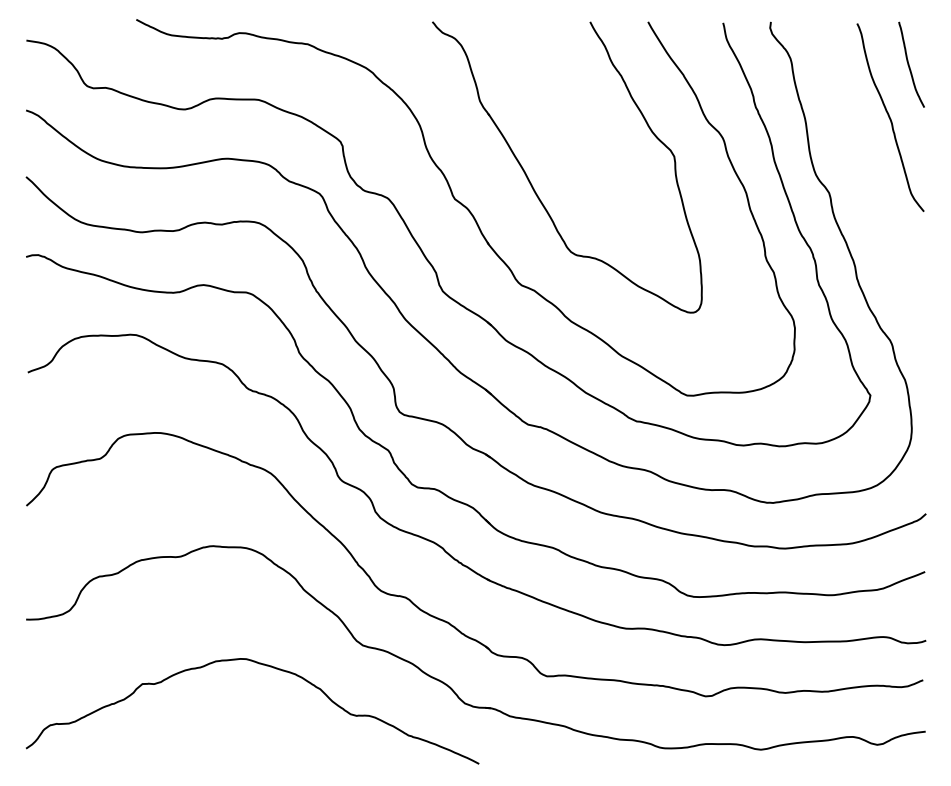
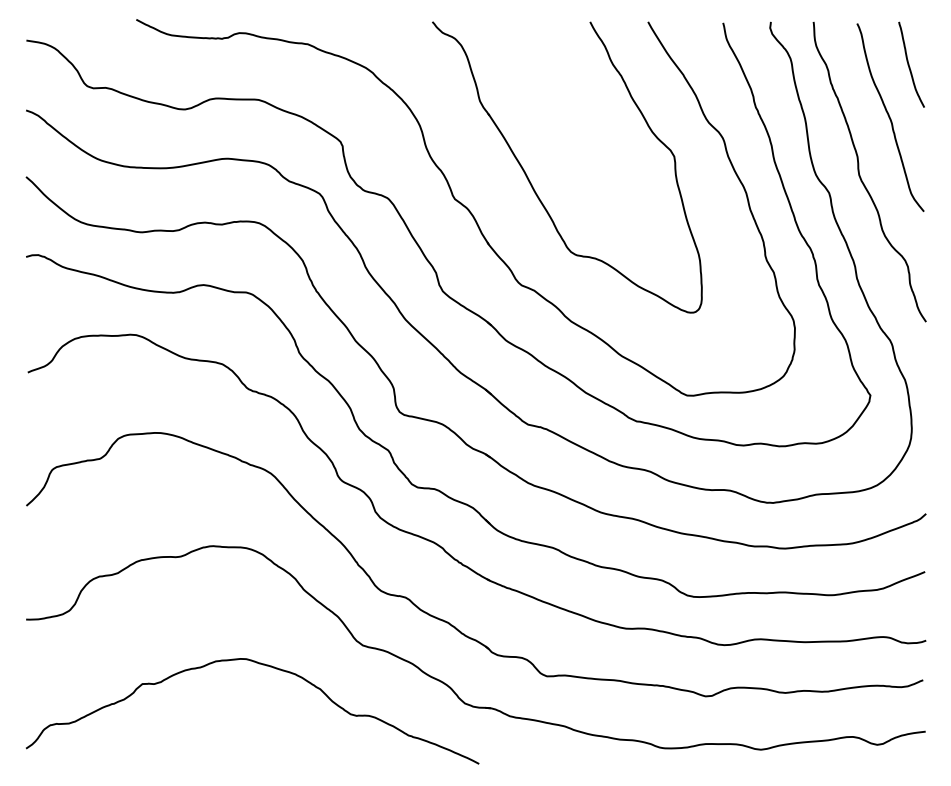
curve: none -> present (860, 174)
